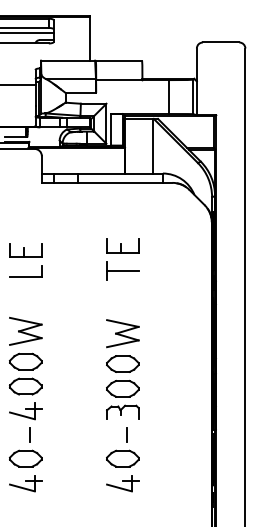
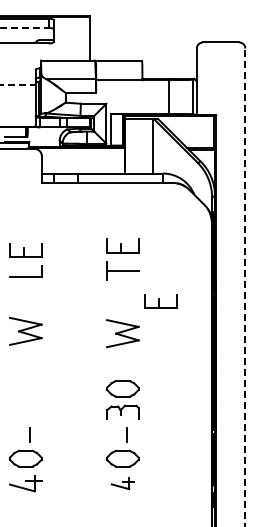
line: solid -> dashed (25, 27)
line: present -> none (27, 32)
line: solid -> dashed (18, 84)
line: solid -> dashed (245, 287)
part: none -> present (160, 301)
part: present -> none (122, 363)
part: present -> none (25, 386)
part size: 34x18 px -> 25x14 px (122, 483)
